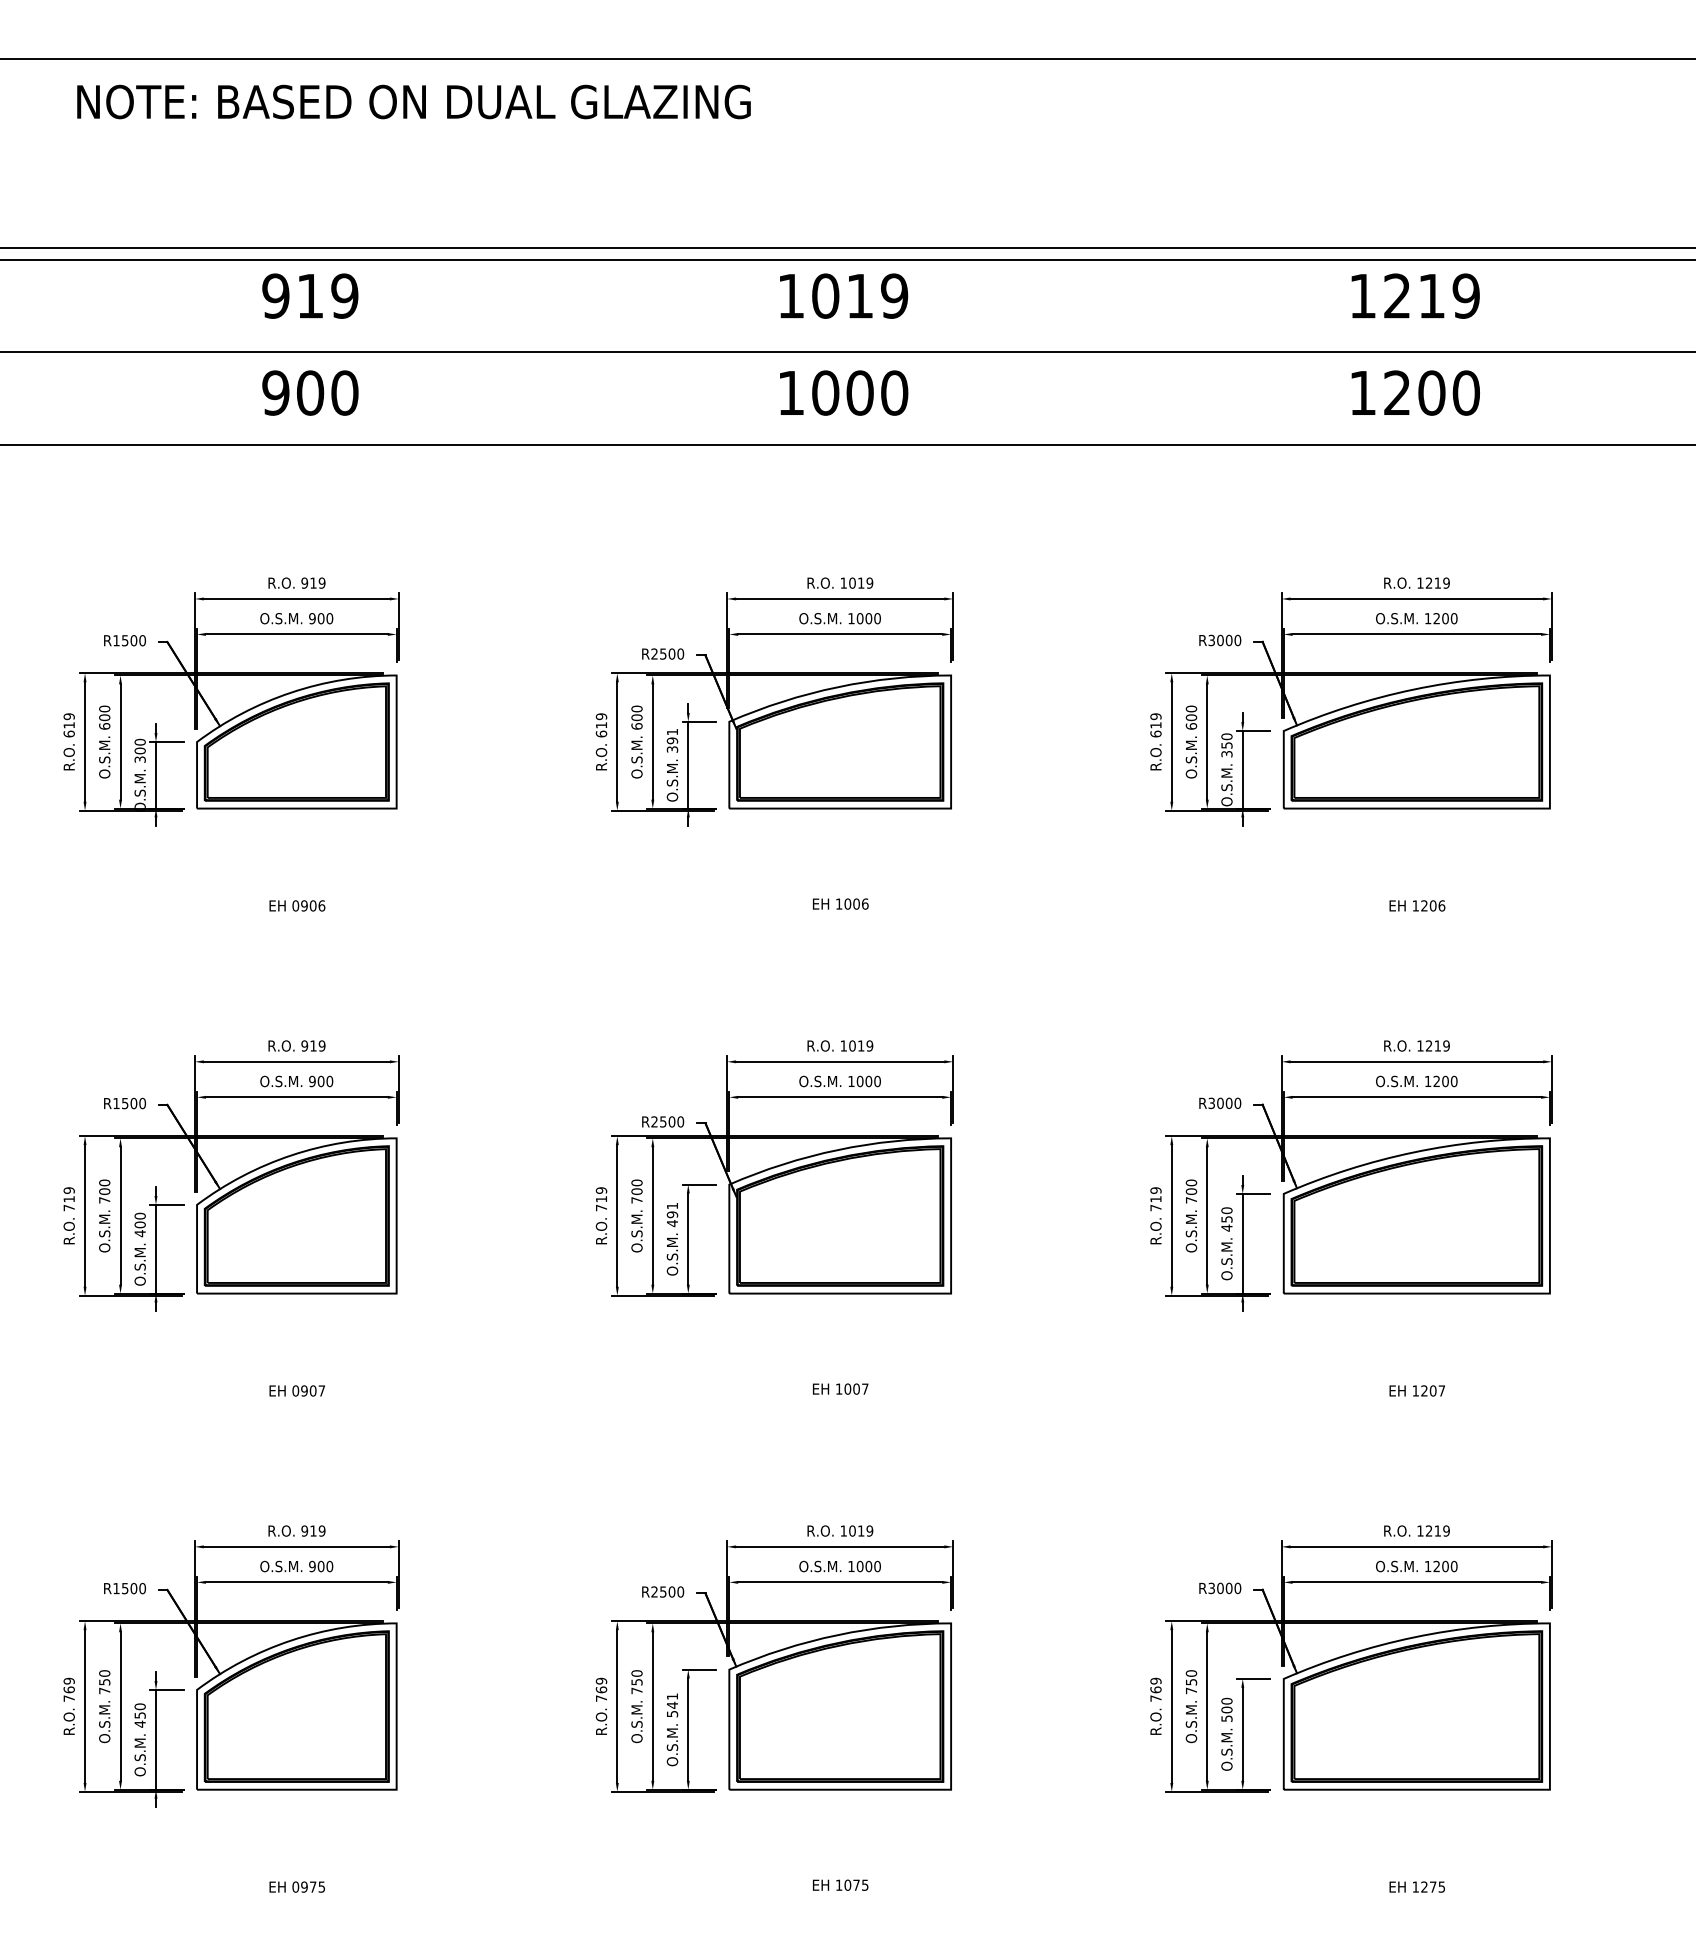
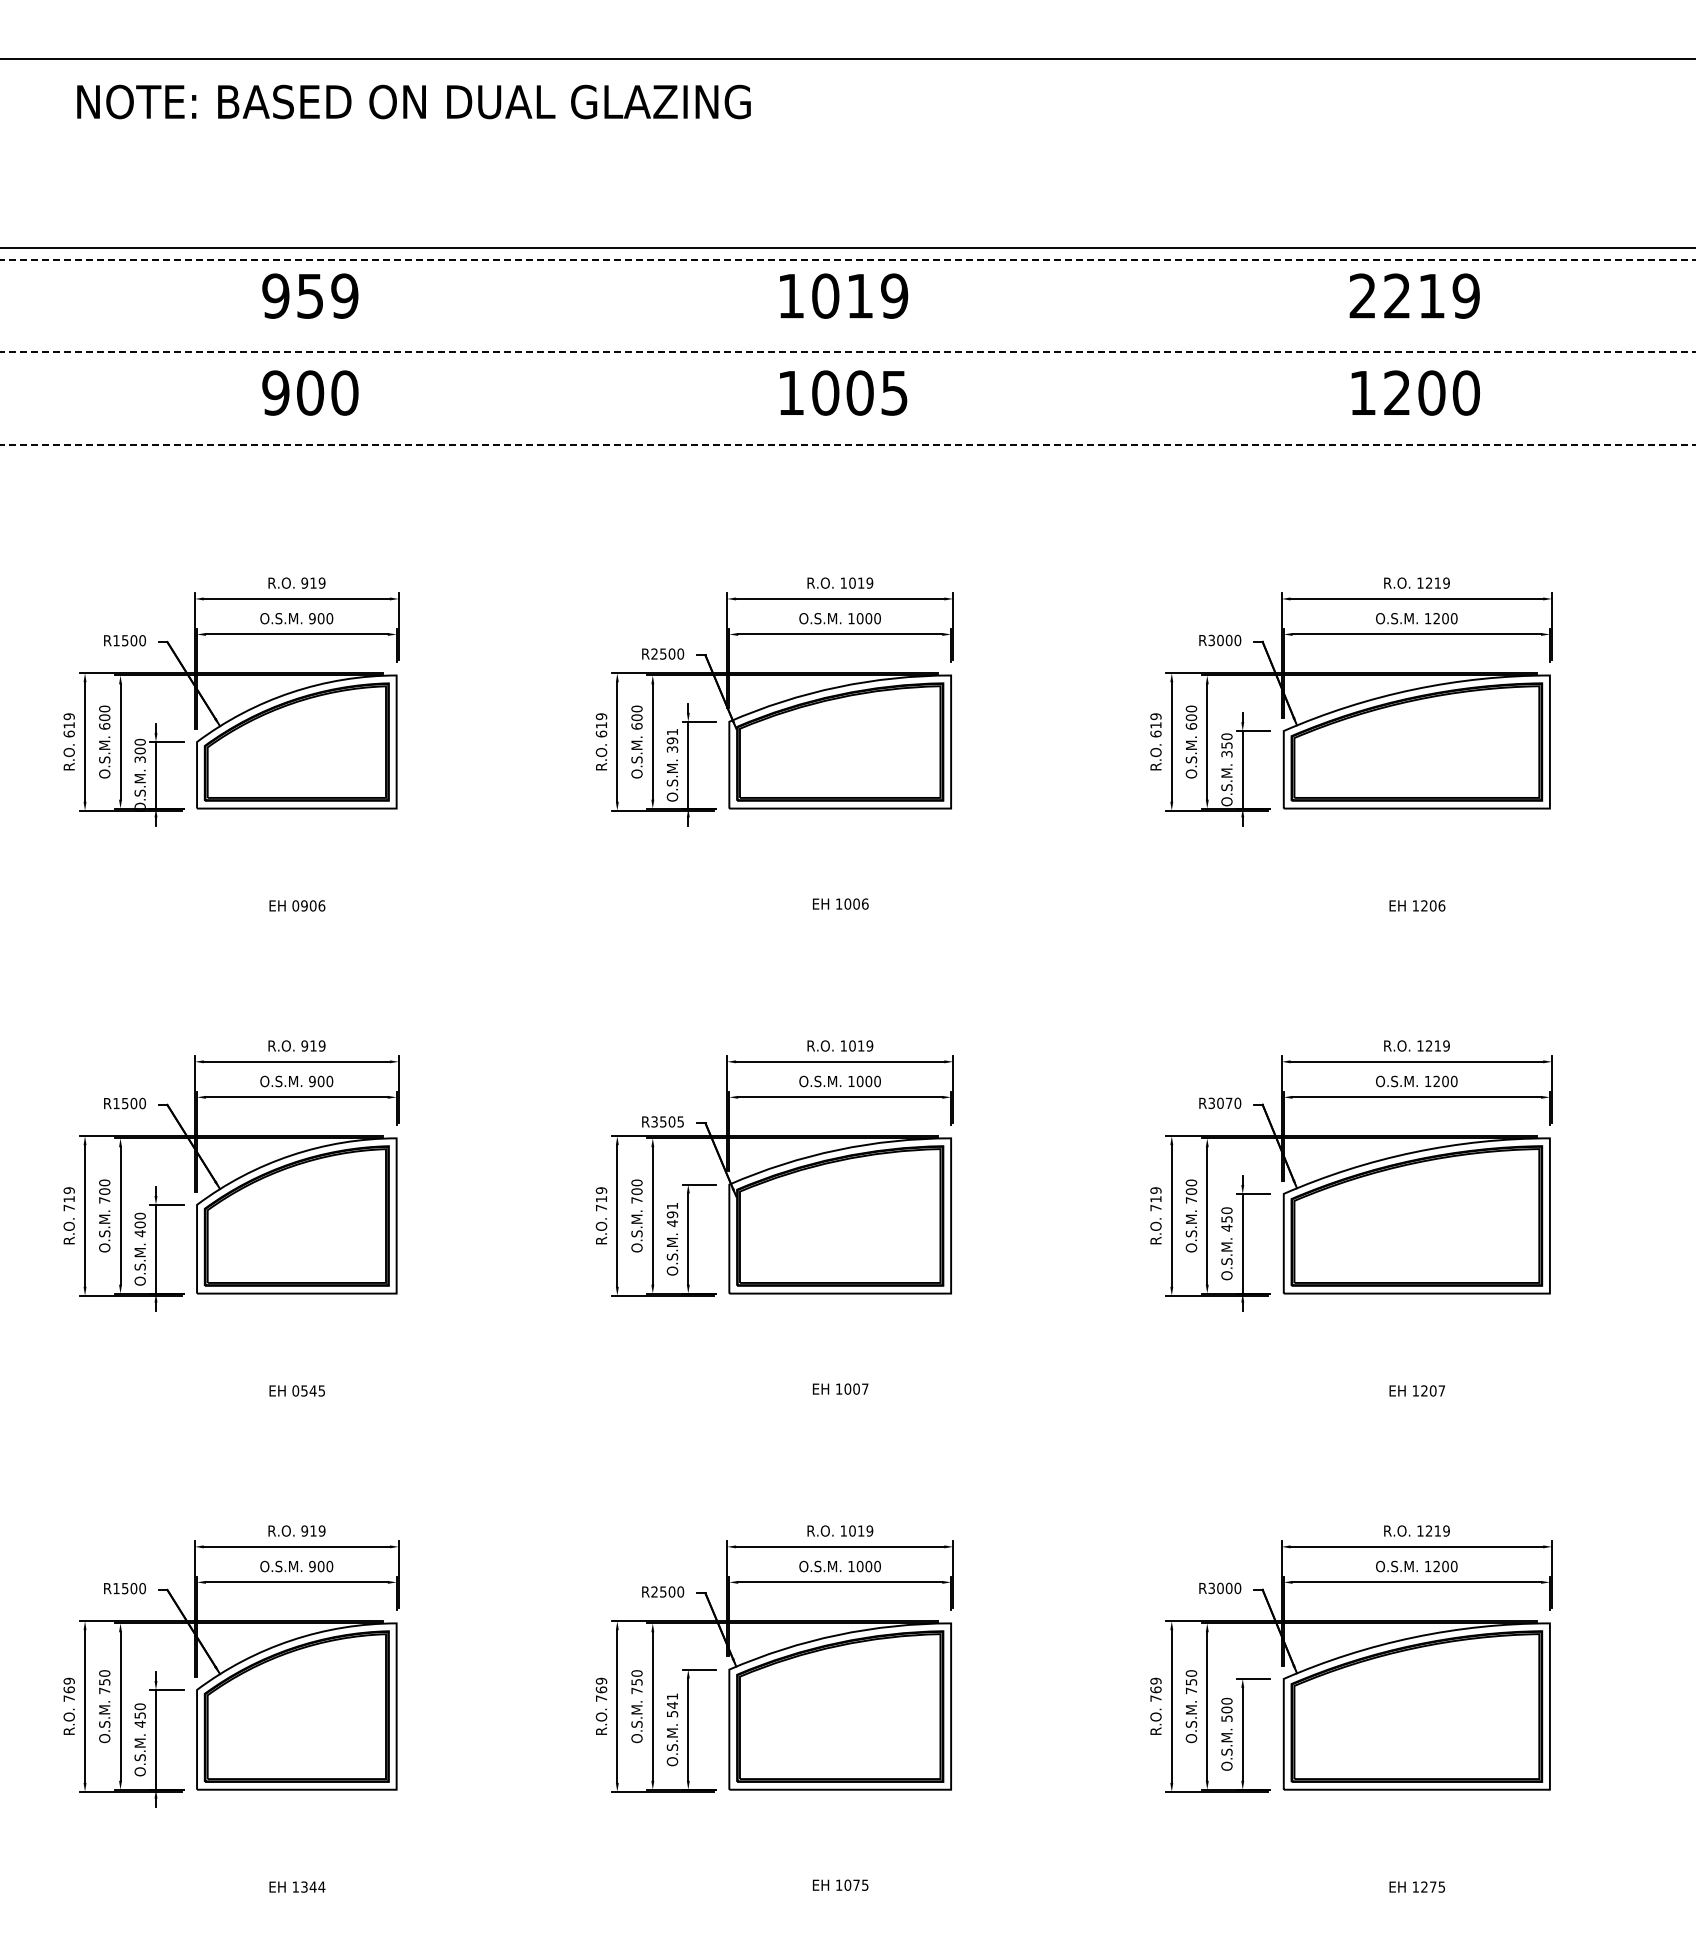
line: solid -> dashed (847, 259)
text: 1219 -> 2219 (1362, 295)
text: 919 -> 959 (309, 296)
line: solid -> dashed (848, 352)
text: 1000 -> 1005 (894, 392)
line: solid -> dashed (847, 445)
text: R3000 -> R3070 (1228, 1103)
text: R2500 -> R3505 (667, 1121)
text: 0907 -> 0545 (312, 1390)
text: 0975 -> 1344 (308, 1886)
